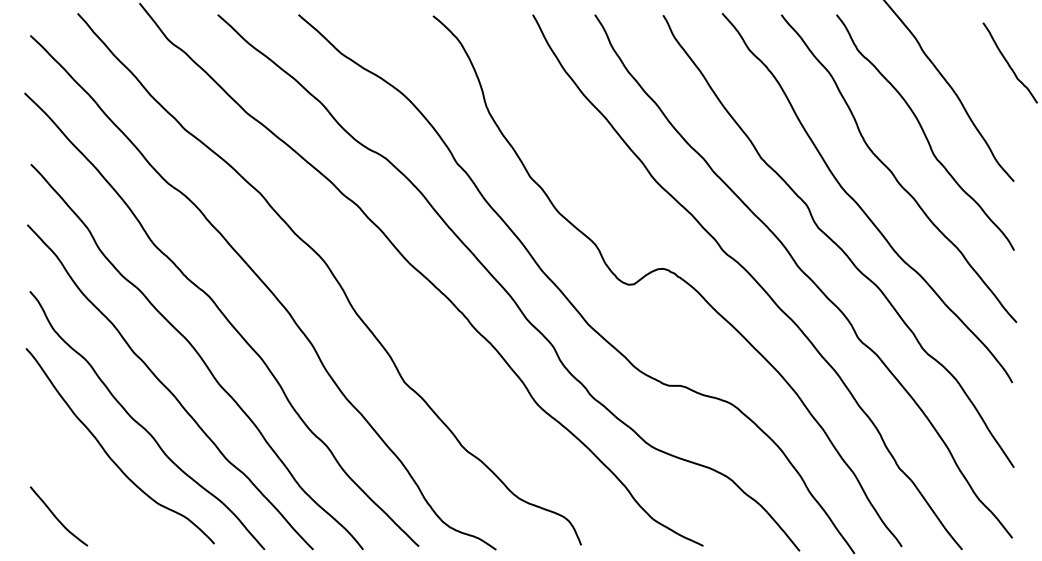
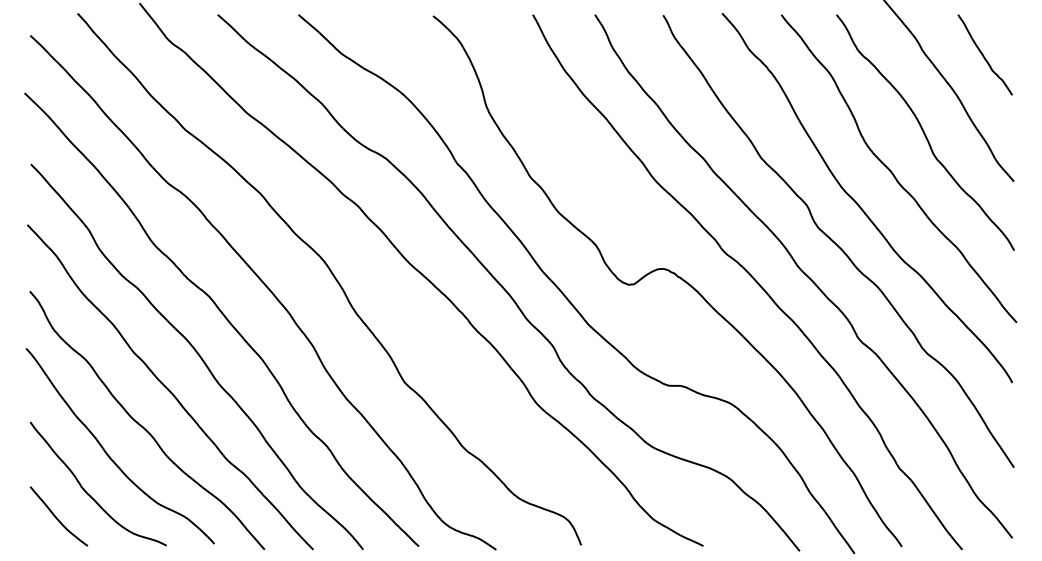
curve position: (1008, 62) -> (983, 54) (983, 54)
curve: none -> present (85, 489)
